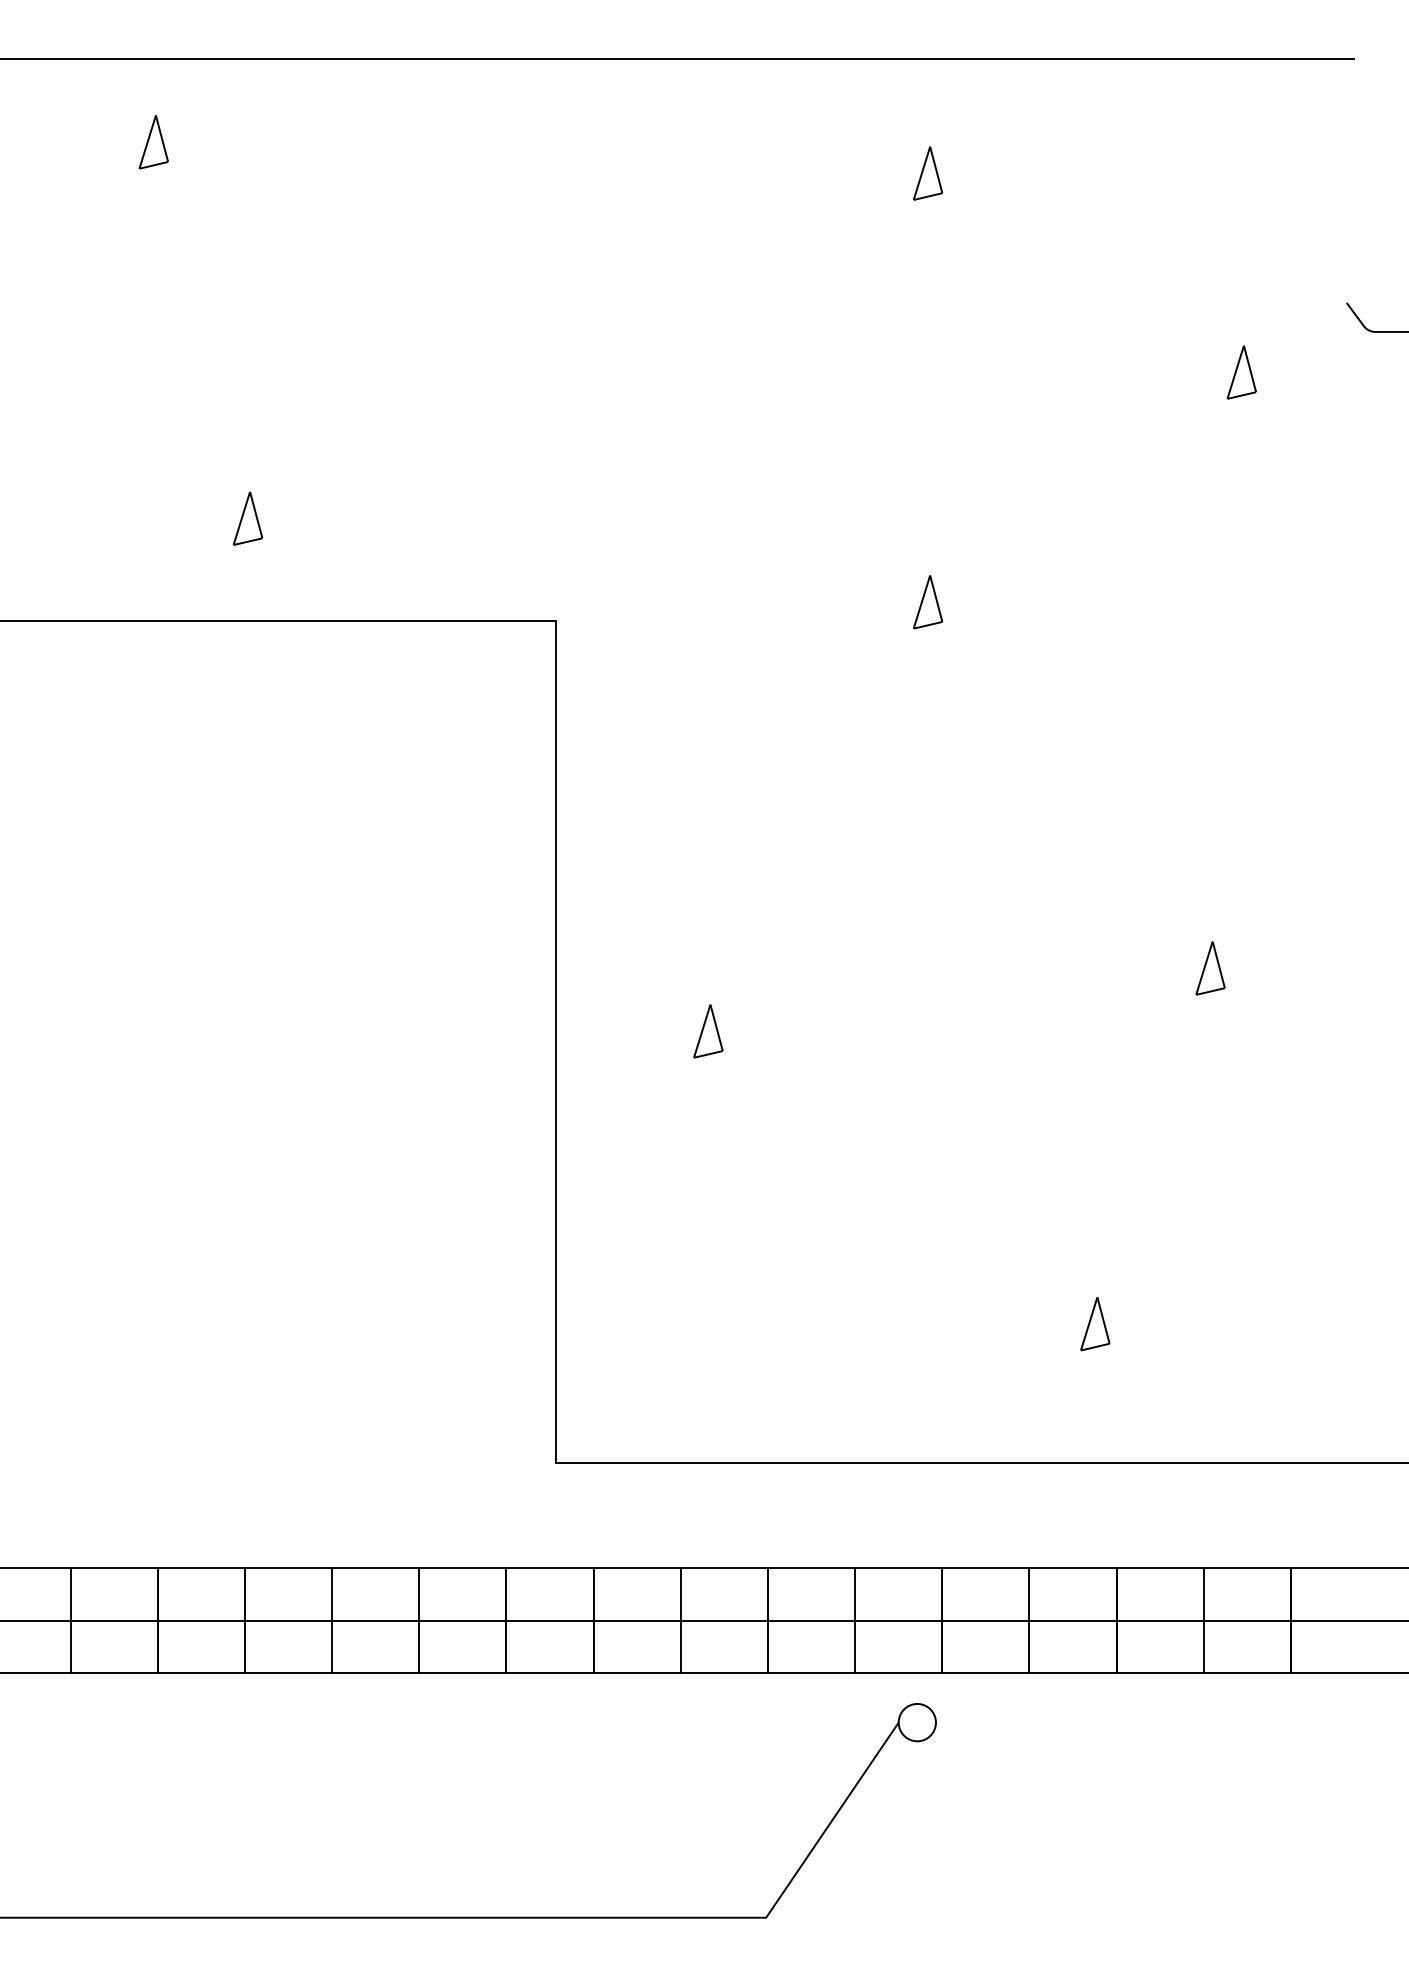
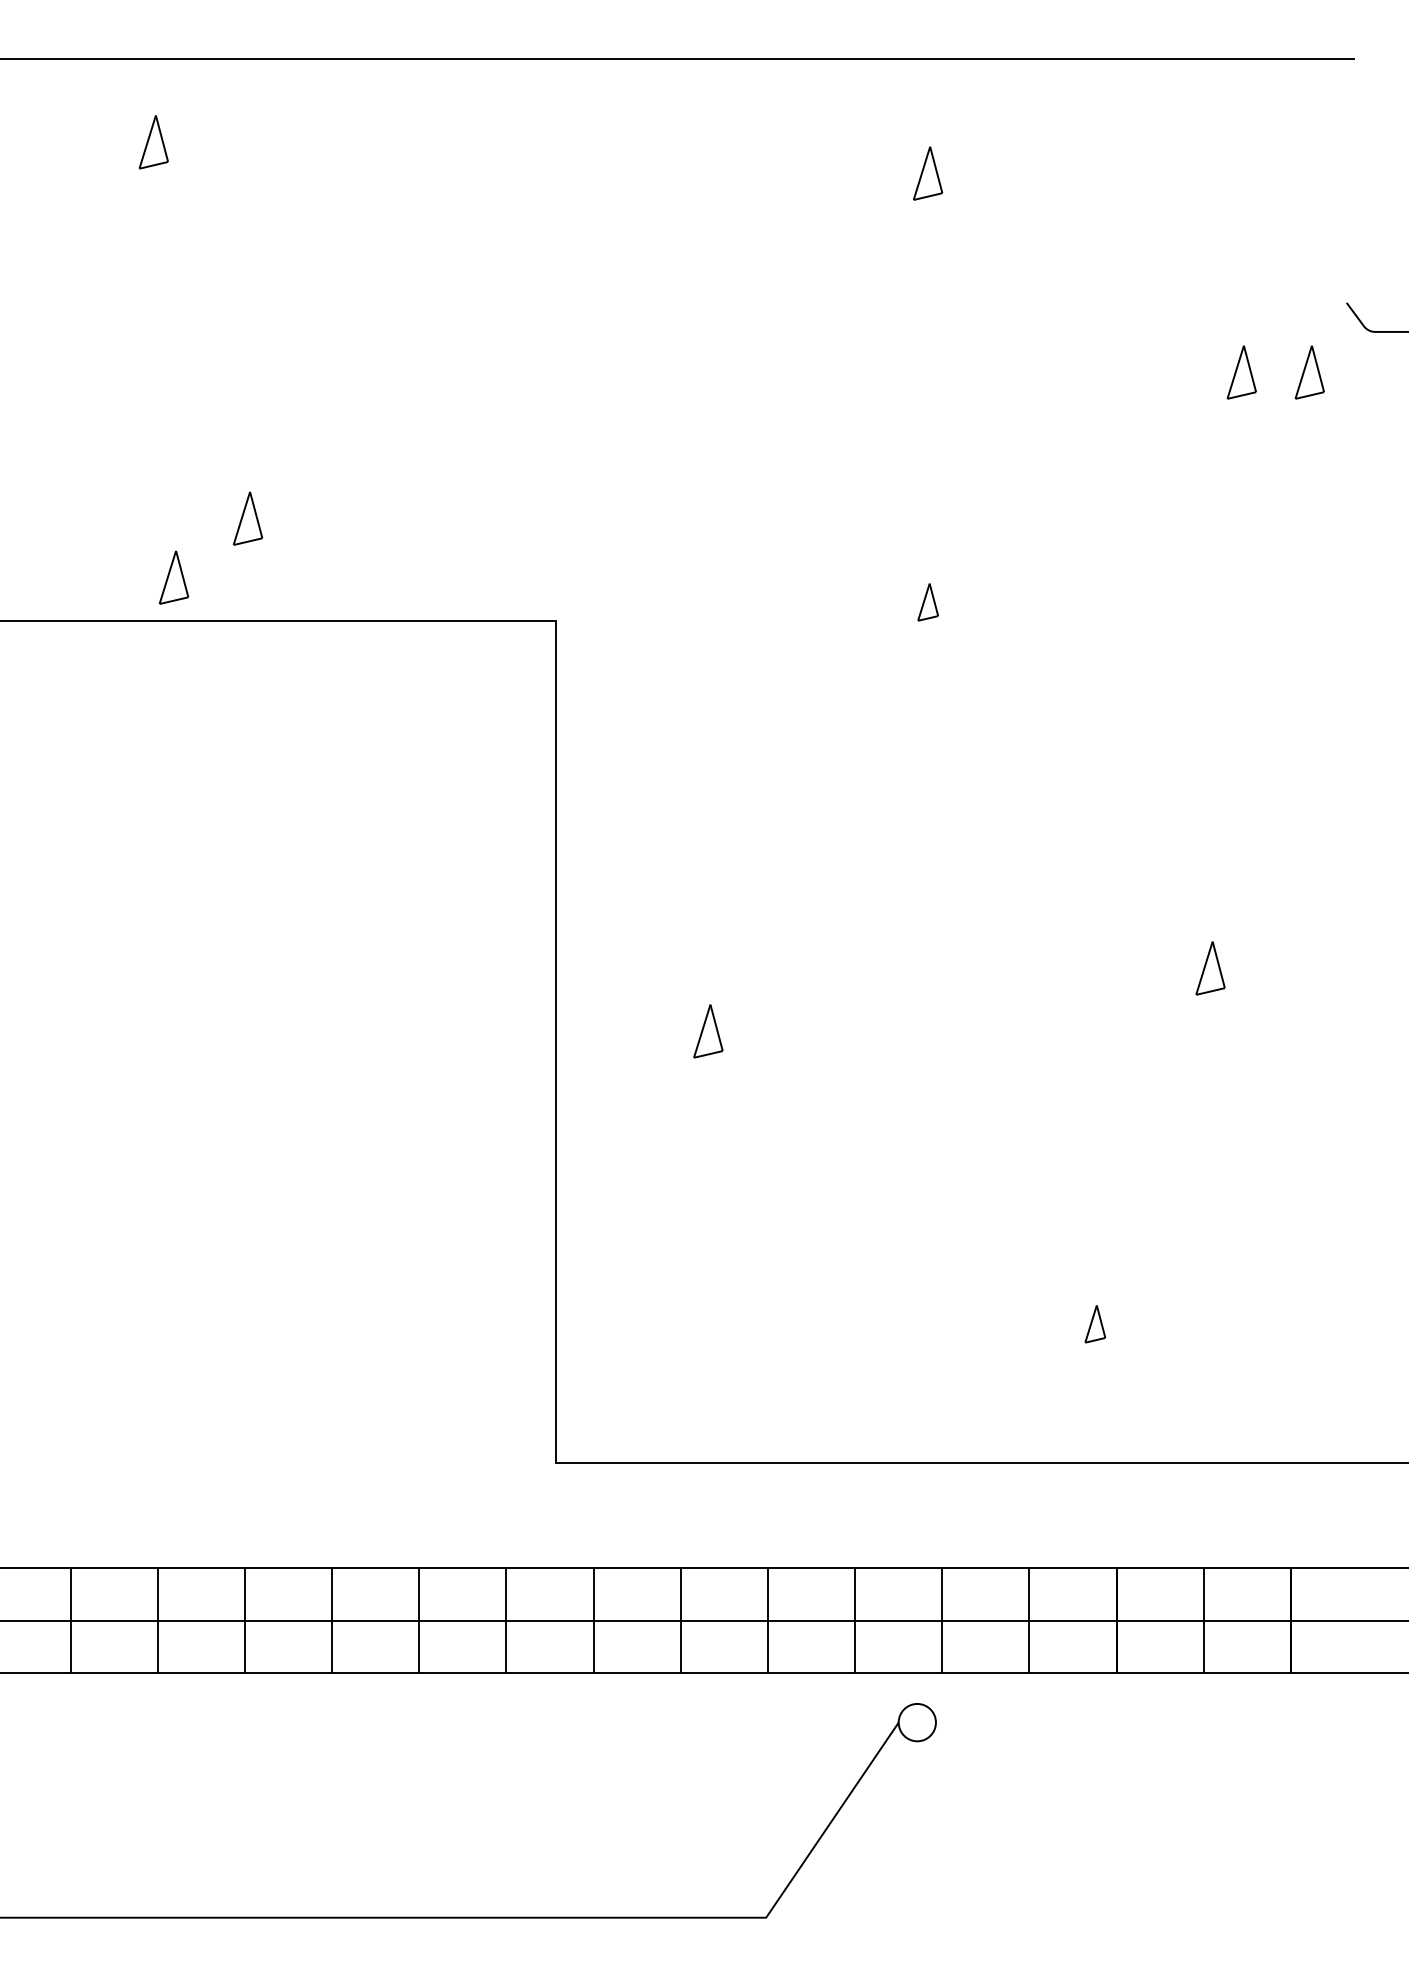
part: none -> present (1309, 372)
part: none -> present (173, 577)
part size: 31x55 px -> 22x39 px (927, 602)
part size: 31x55 px -> 23x39 px (1095, 1324)
